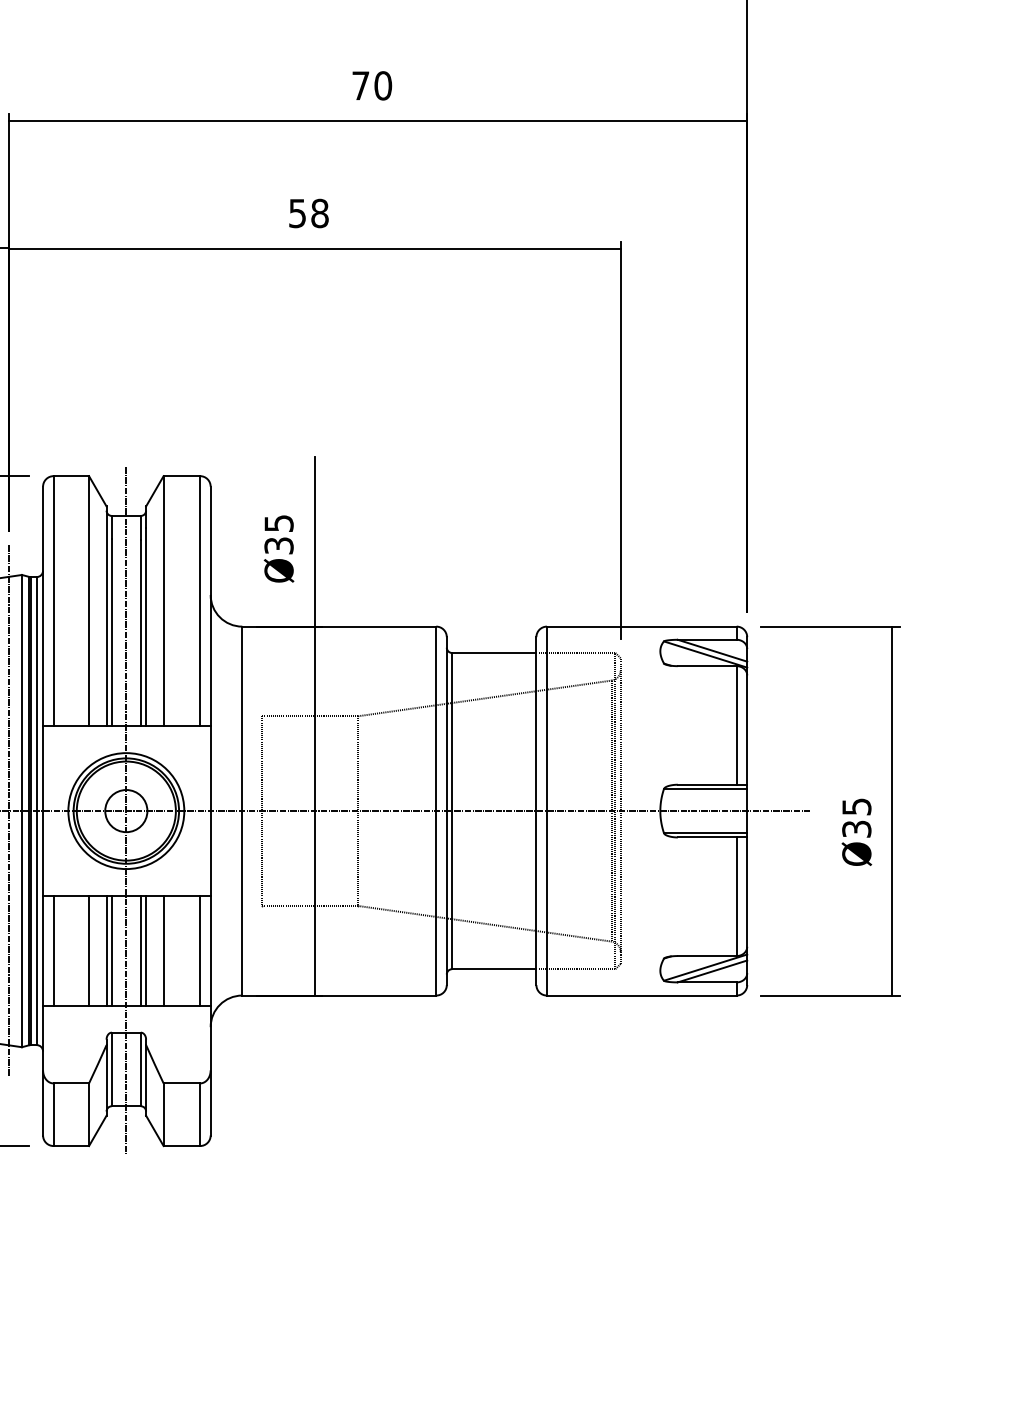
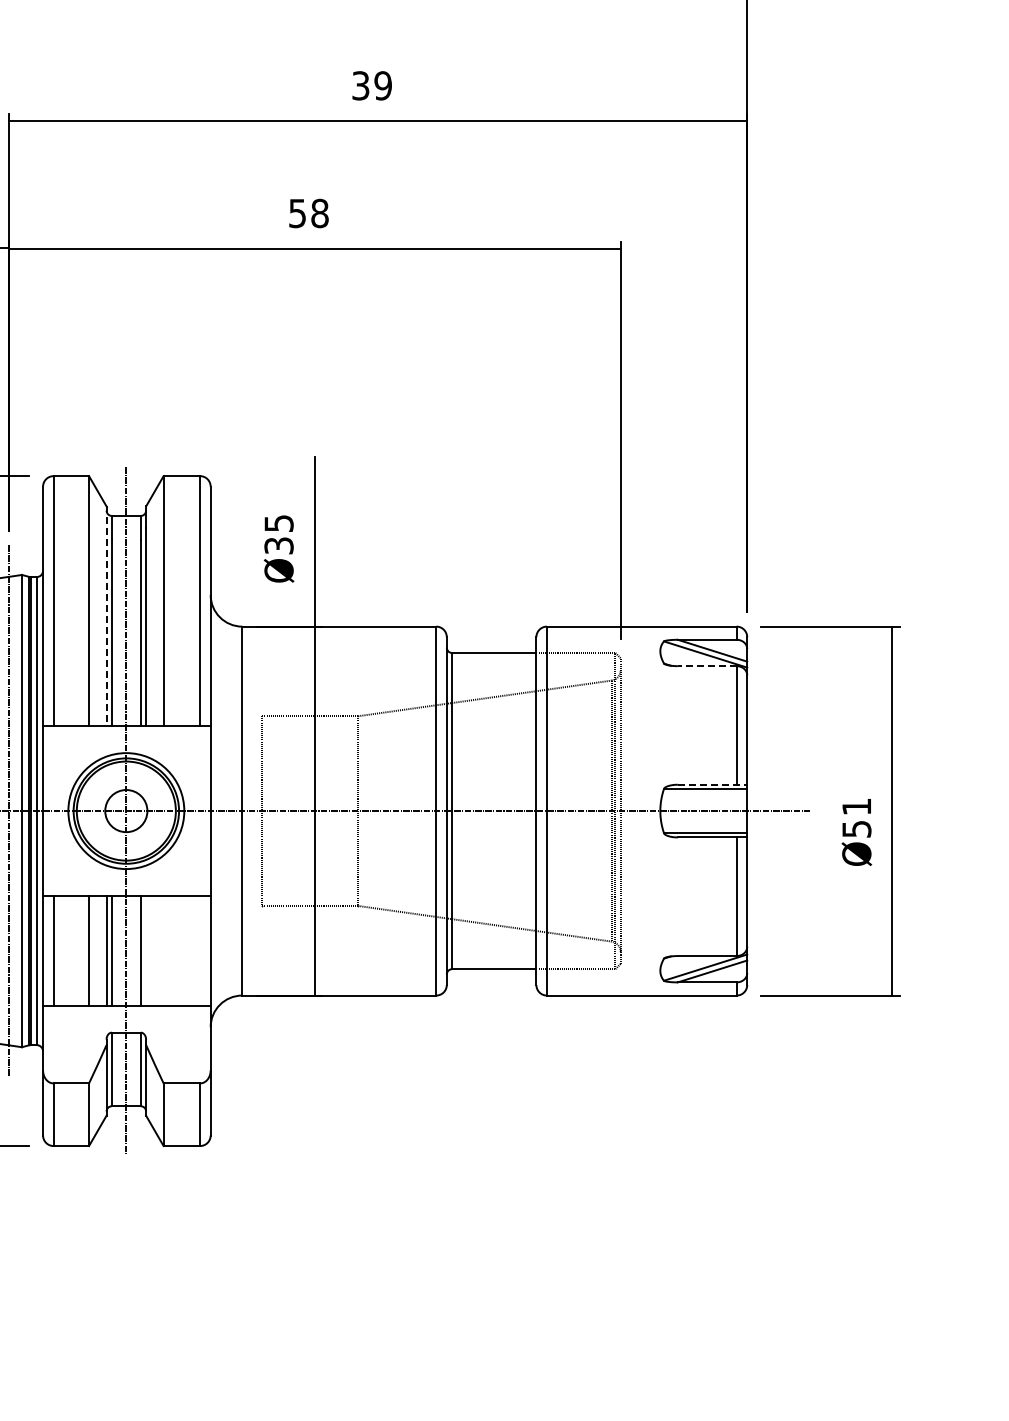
text: 70 -> 39 (372, 85)
line: solid -> dashed (106, 616)
line: solid -> dashed (706, 666)
line: solid -> dashed (712, 784)
text: Ø35 -> Ø51 (856, 817)
line: present -> none (146, 950)
line: present -> none (163, 950)
line: present -> none (200, 950)
